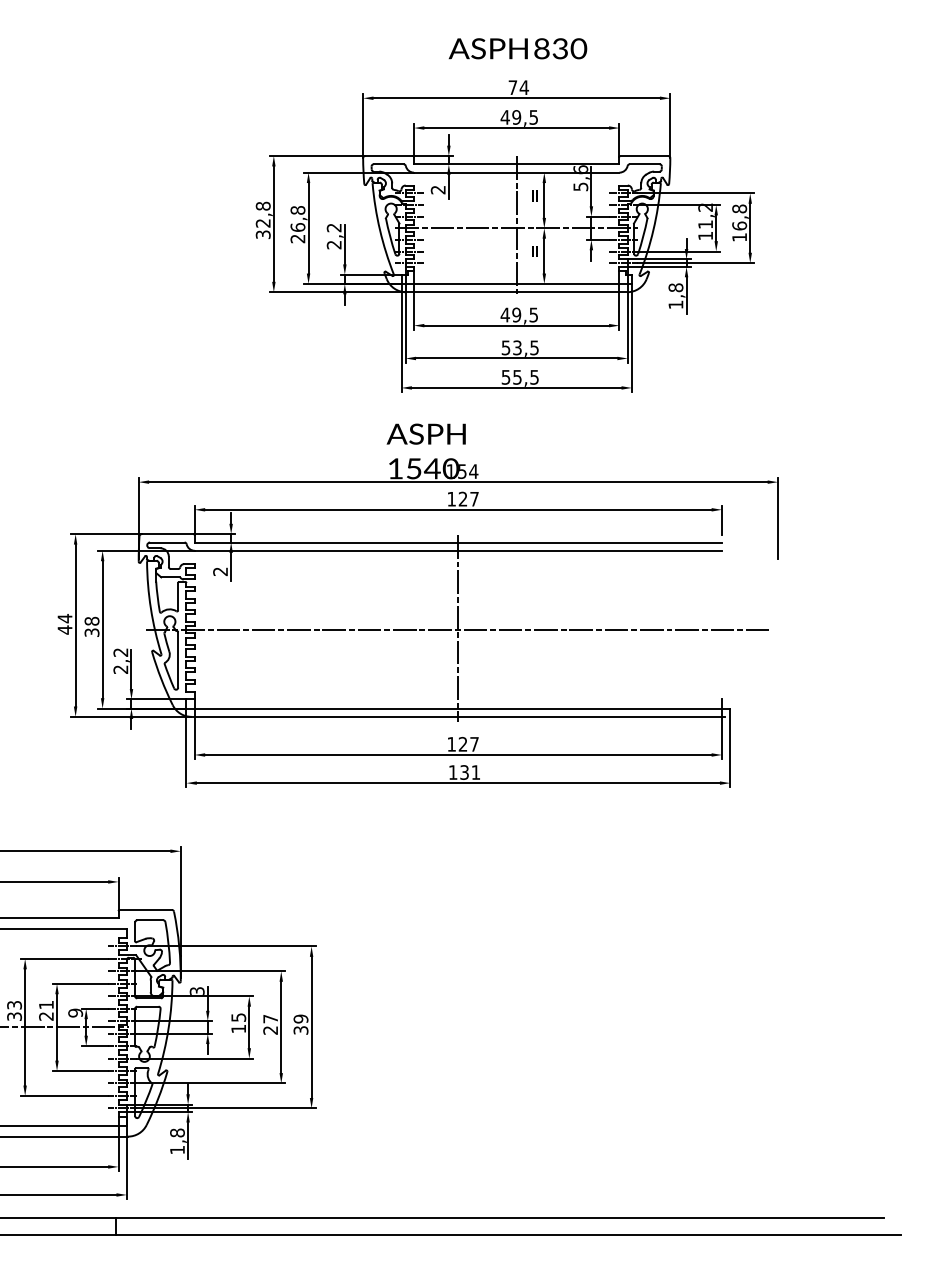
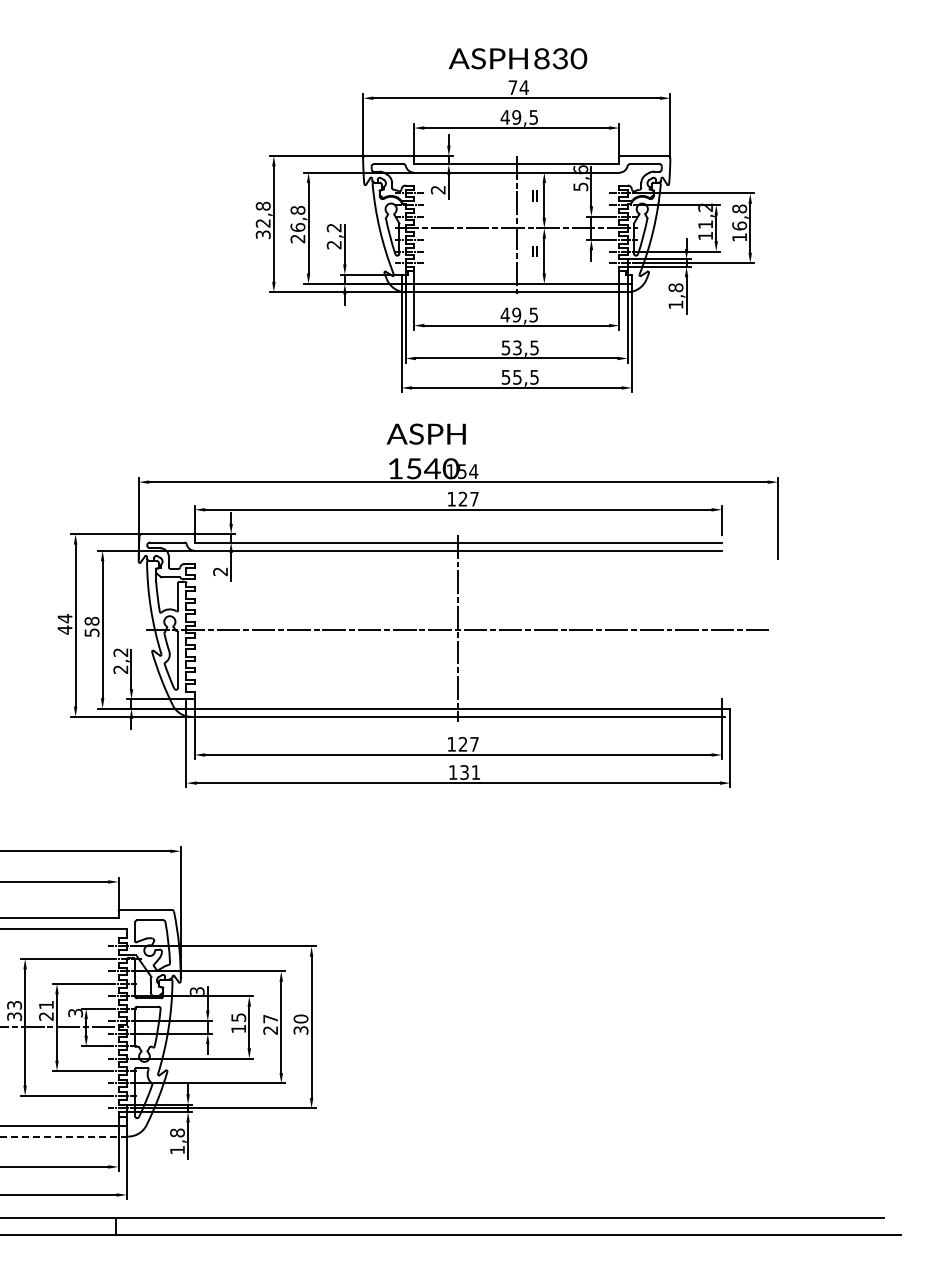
text position: (517, 48) -> (517, 58) (517, 58)
text: 38 -> 58 (91, 632)
text: 9 -> 3 (75, 1012)
text: 39 -> 30 (300, 1018)
line: solid -> dashed (64, 1136)
